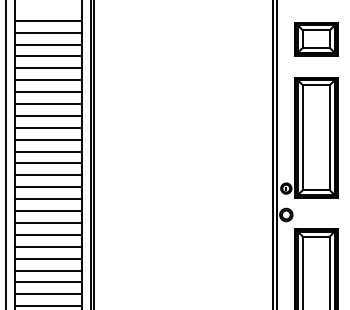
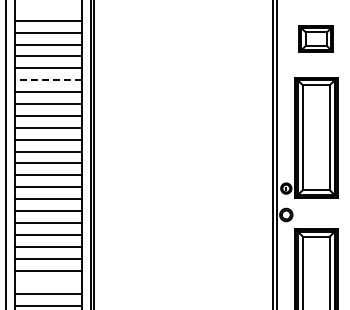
part size: 45x35 px -> 36x28 px (315, 38)
line: solid -> dashed (48, 80)
line: present -> none (48, 282)
